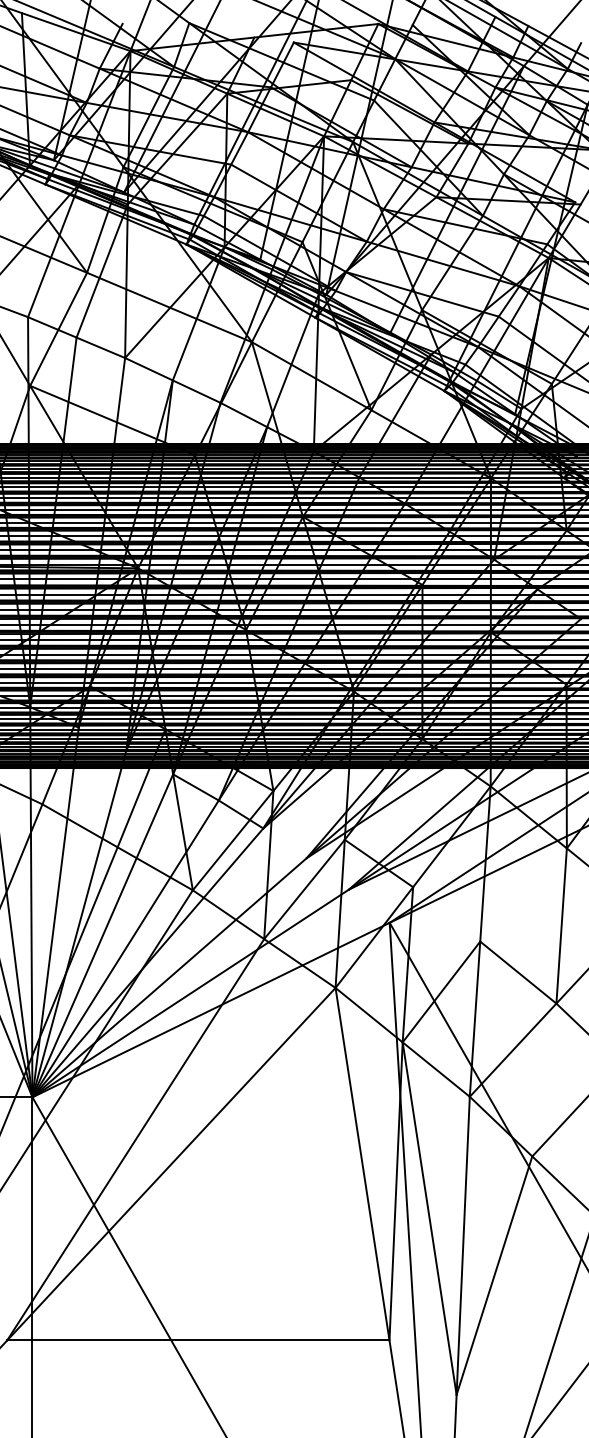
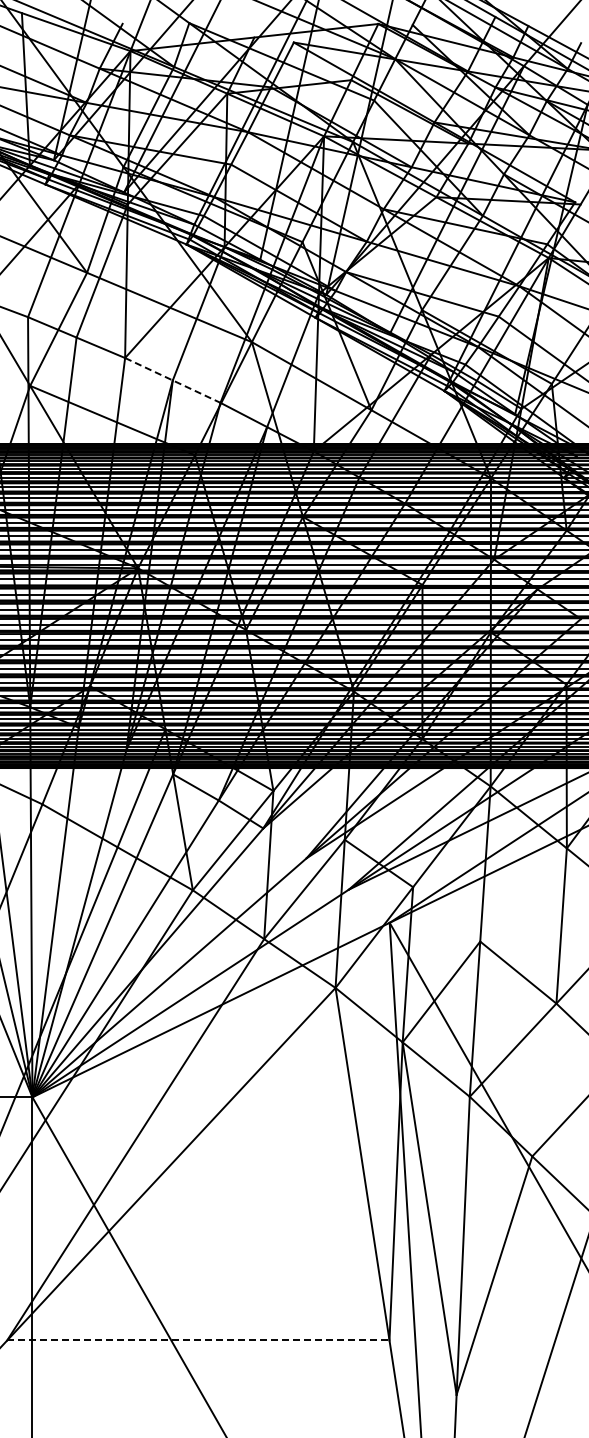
line: solid -> dashed (172, 380)
line: solid -> dashed (198, 1340)
line: present -> none (559, 1400)
